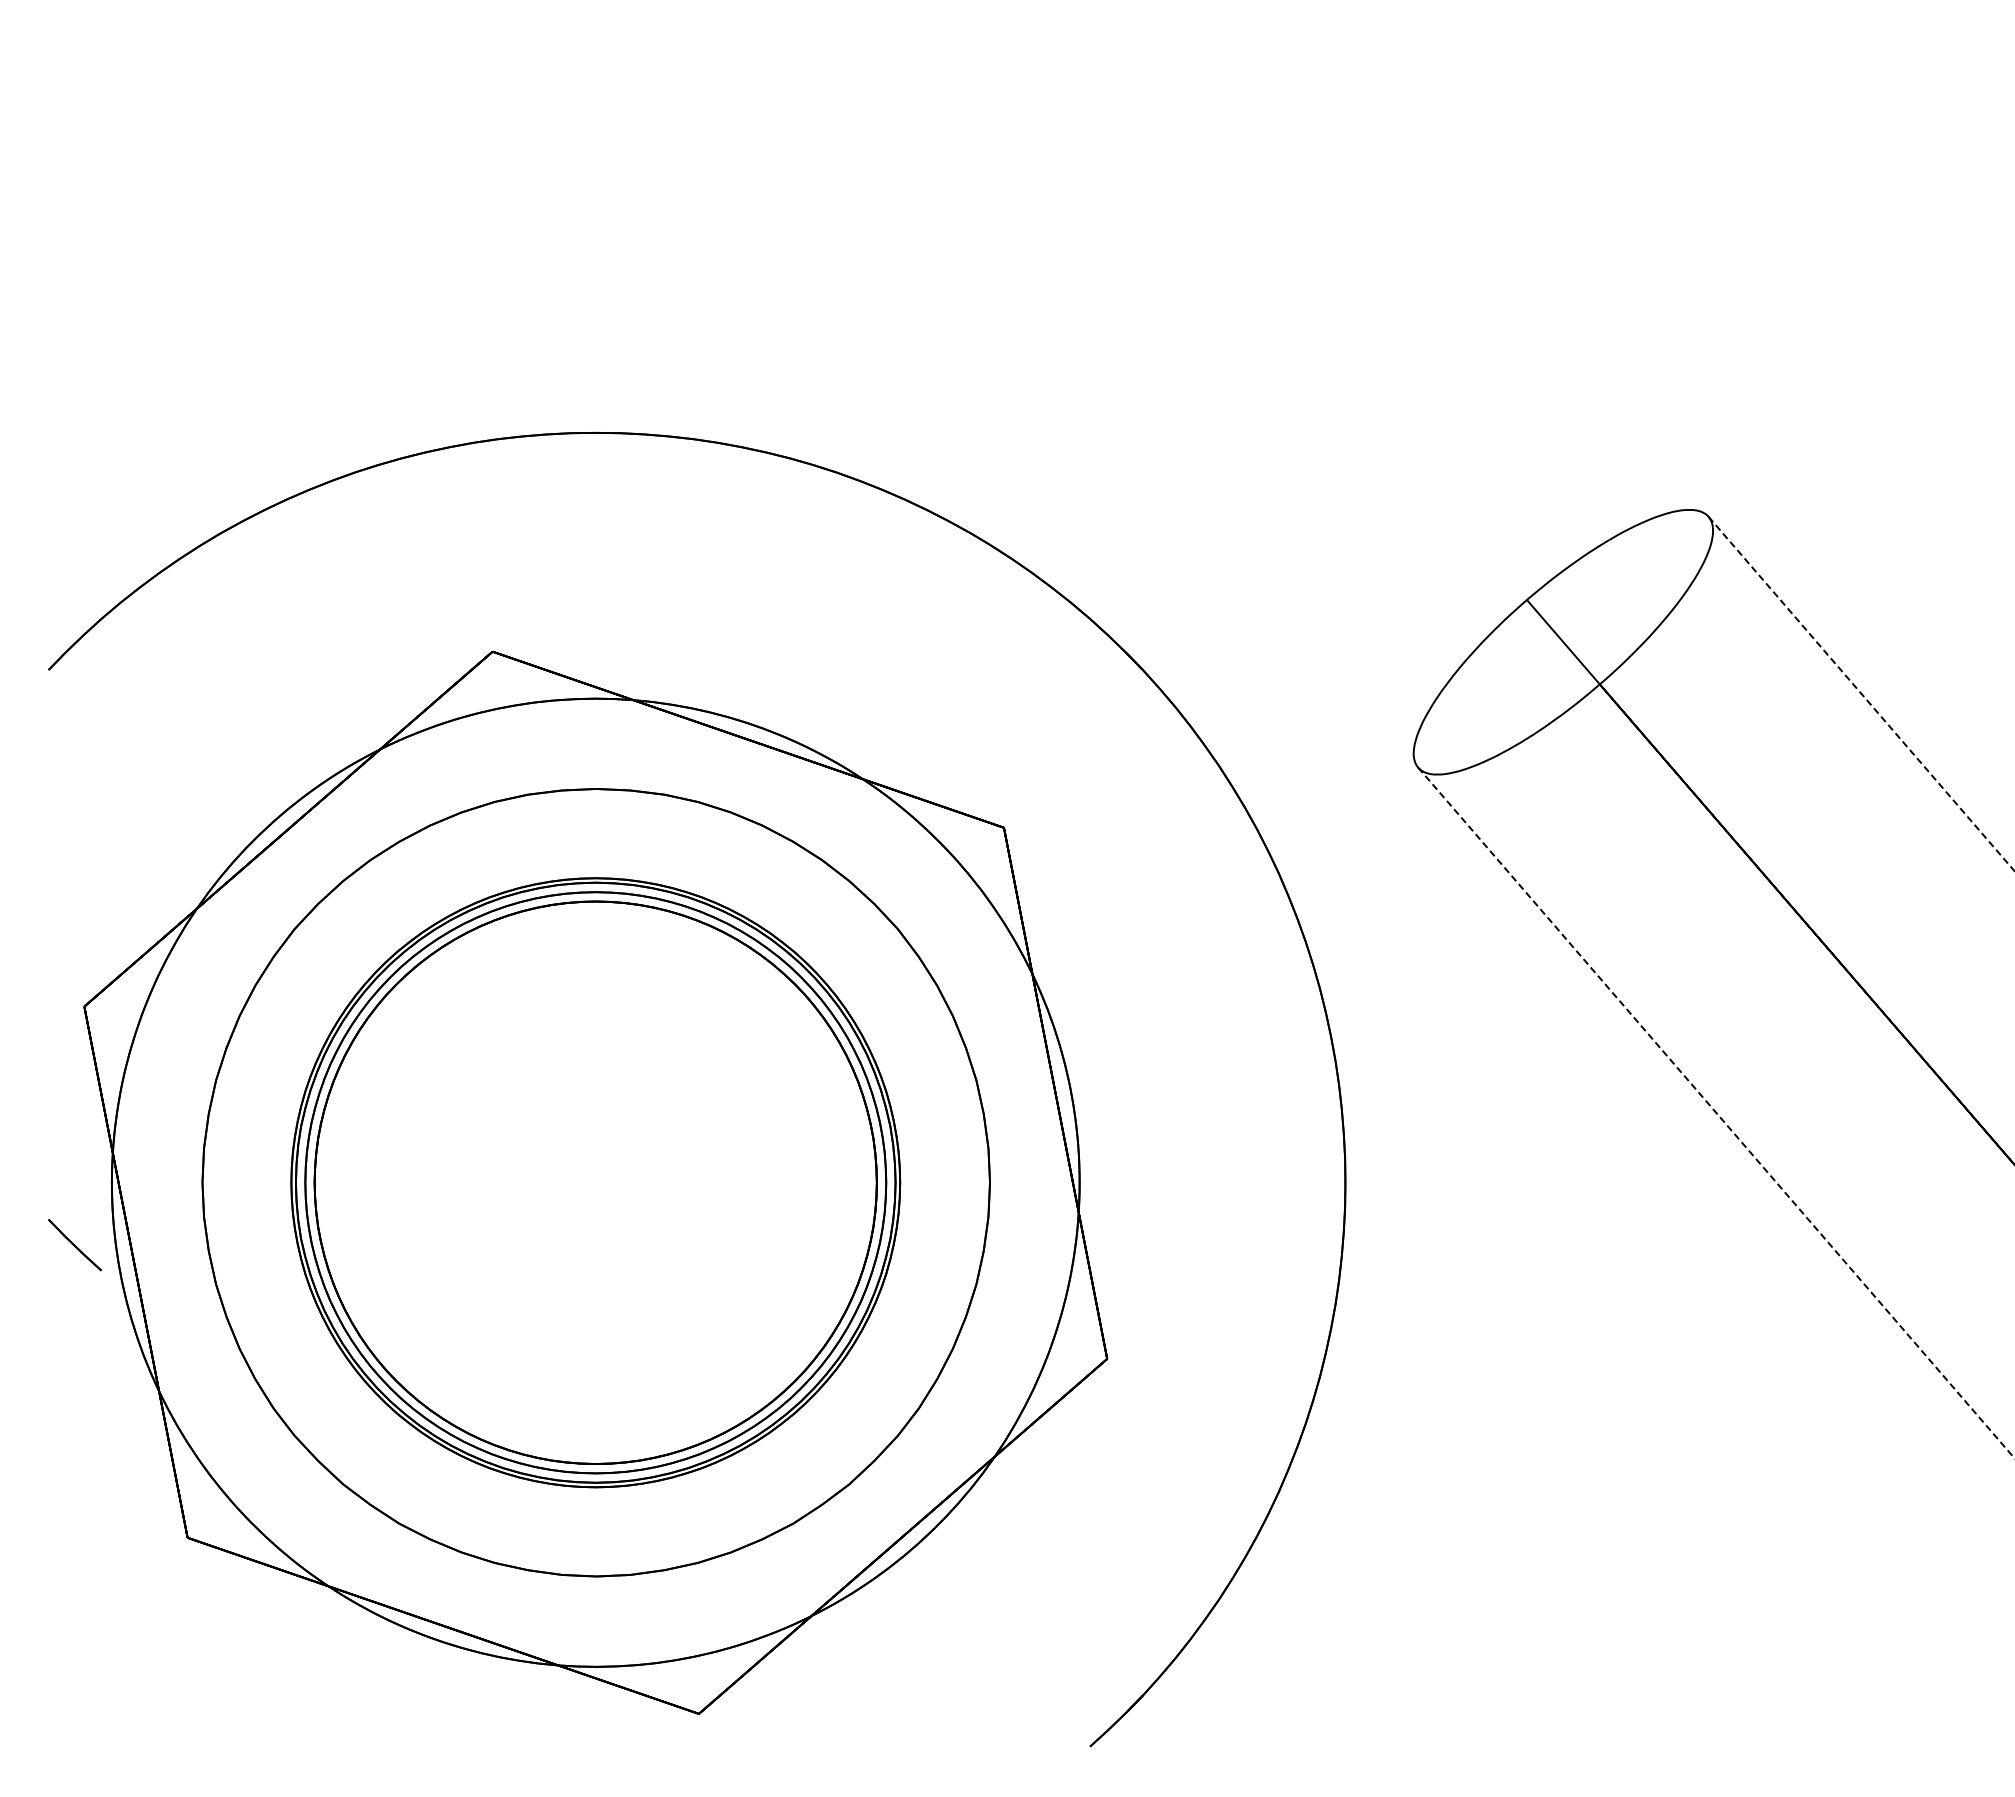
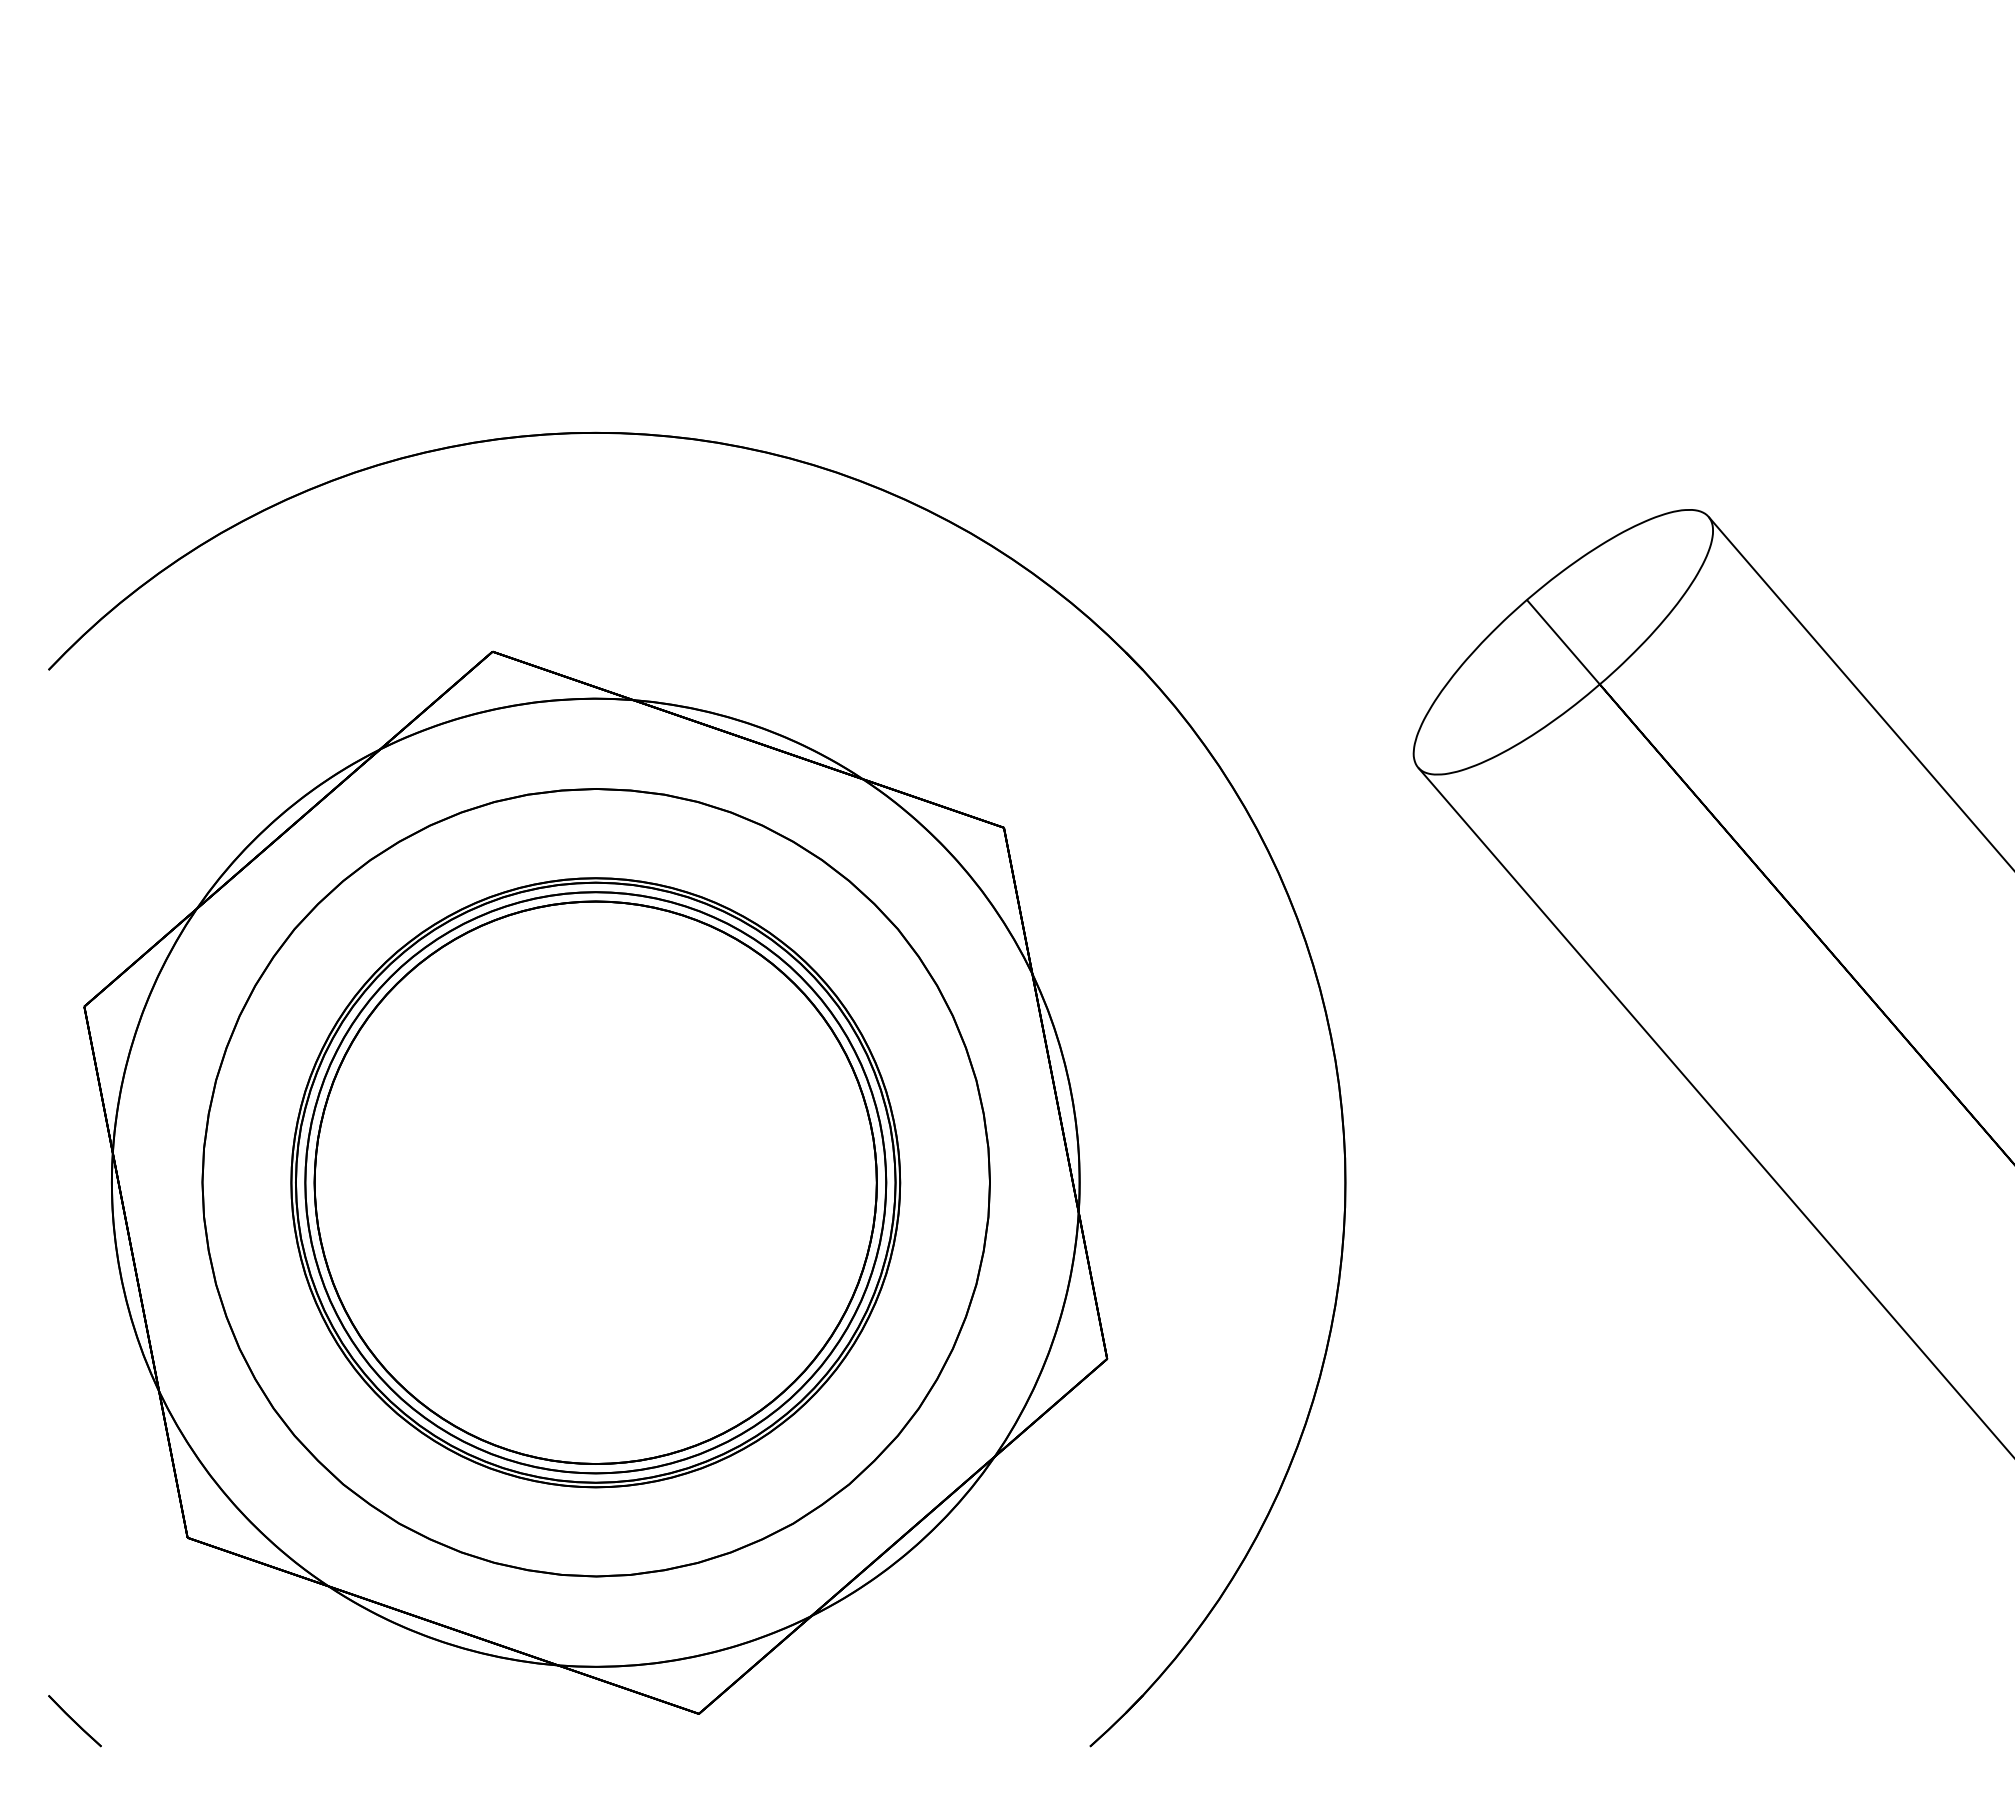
line: dashed -> solid (1862, 694)
line: dashed -> solid (1716, 1113)
line position: (74, 1245) -> (74, 1721) (74, 1721)
